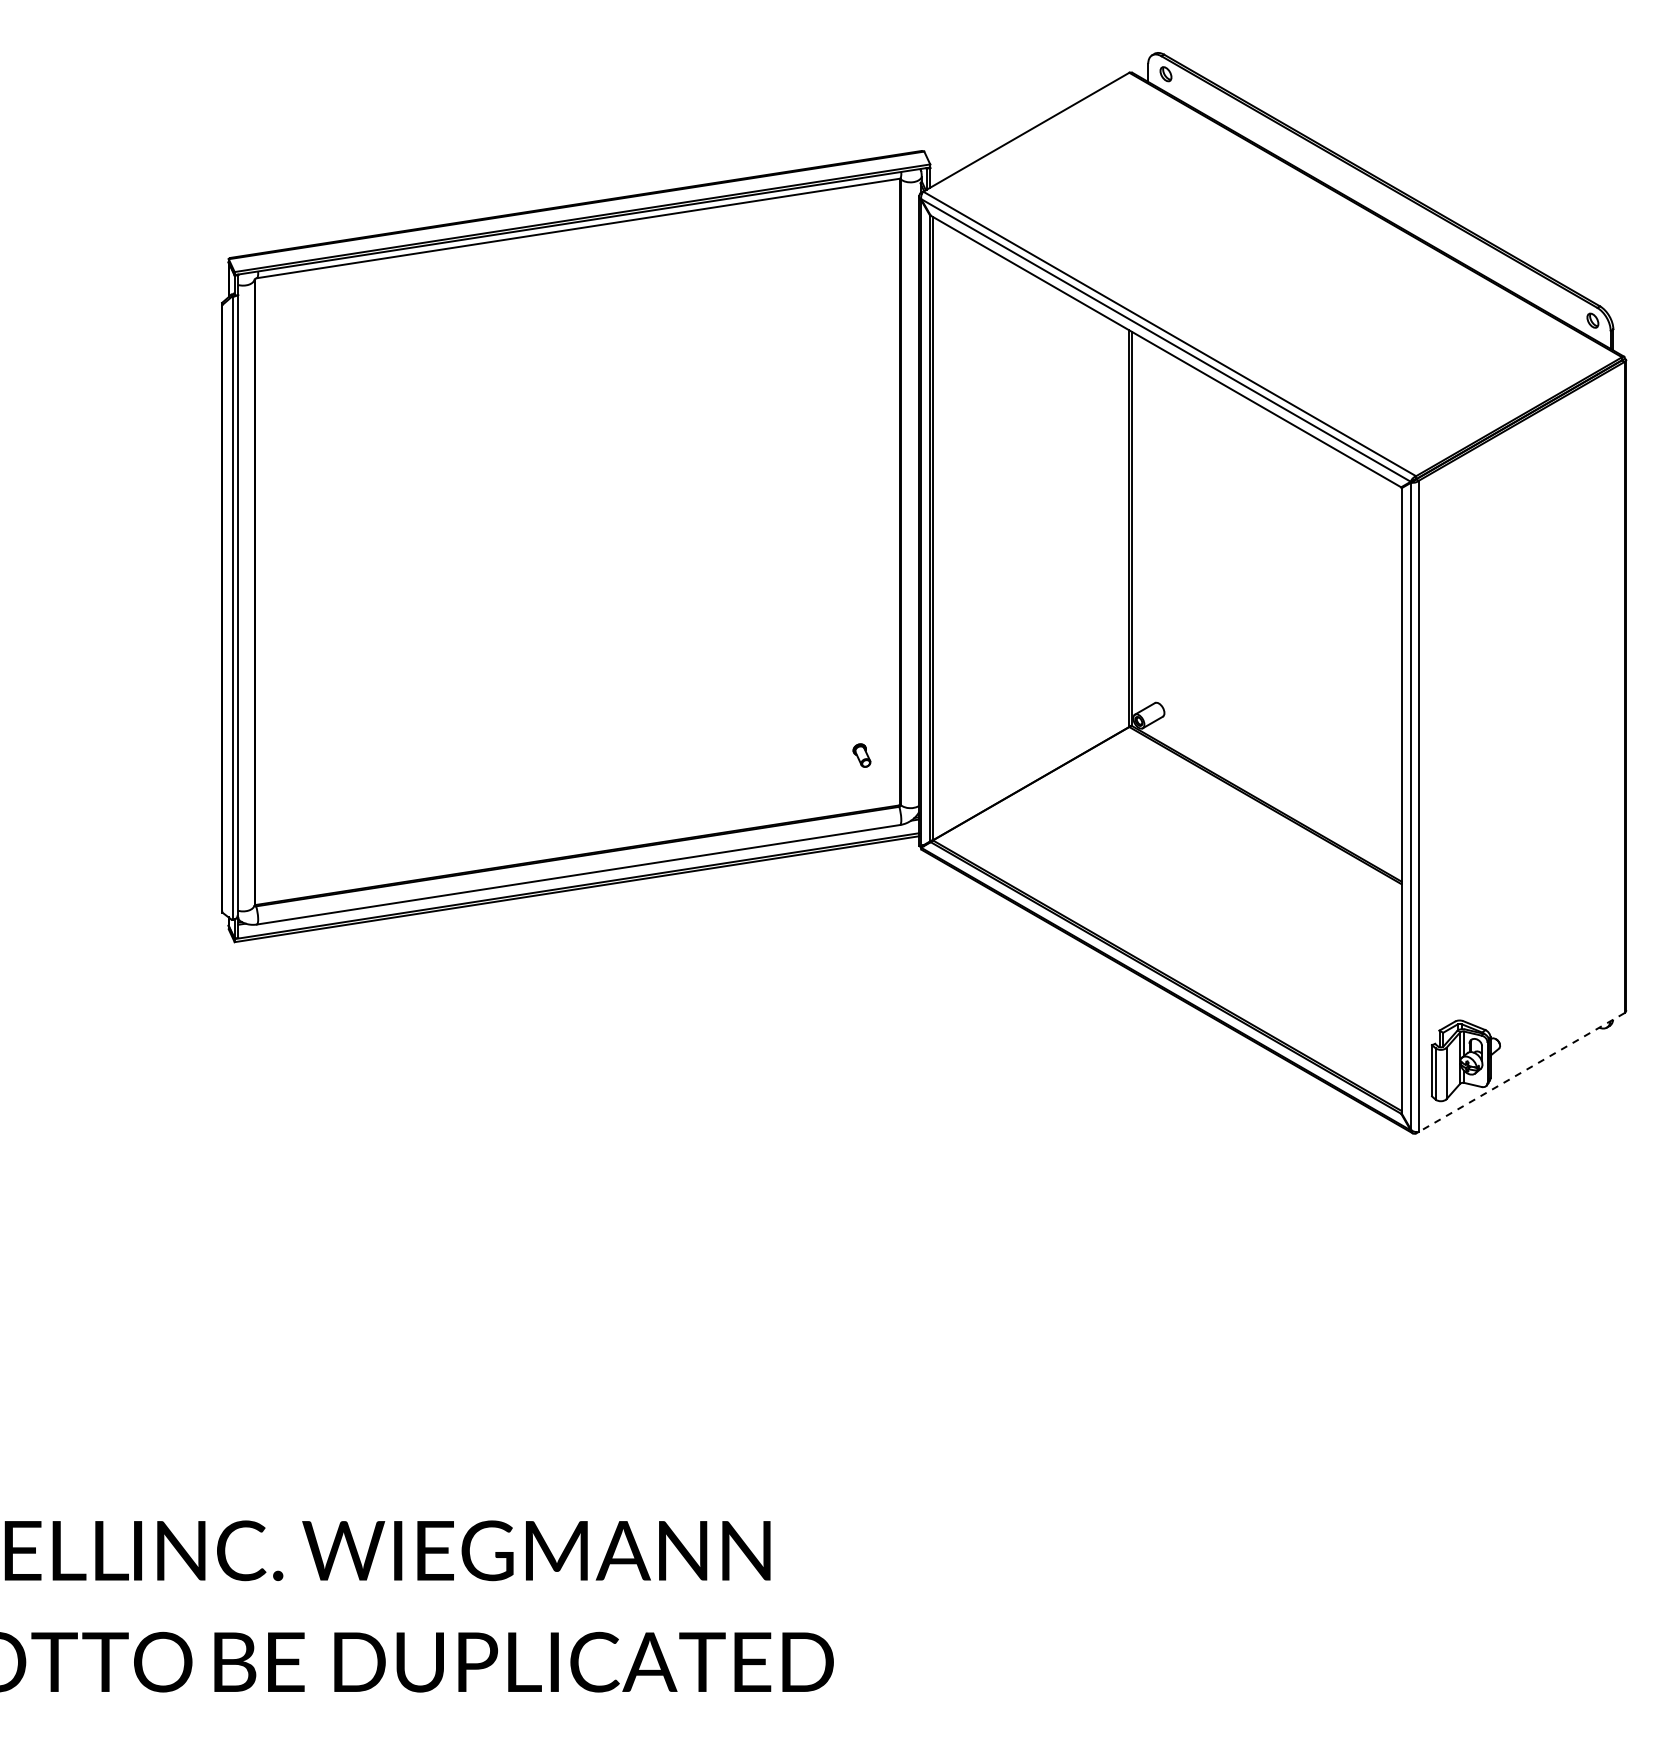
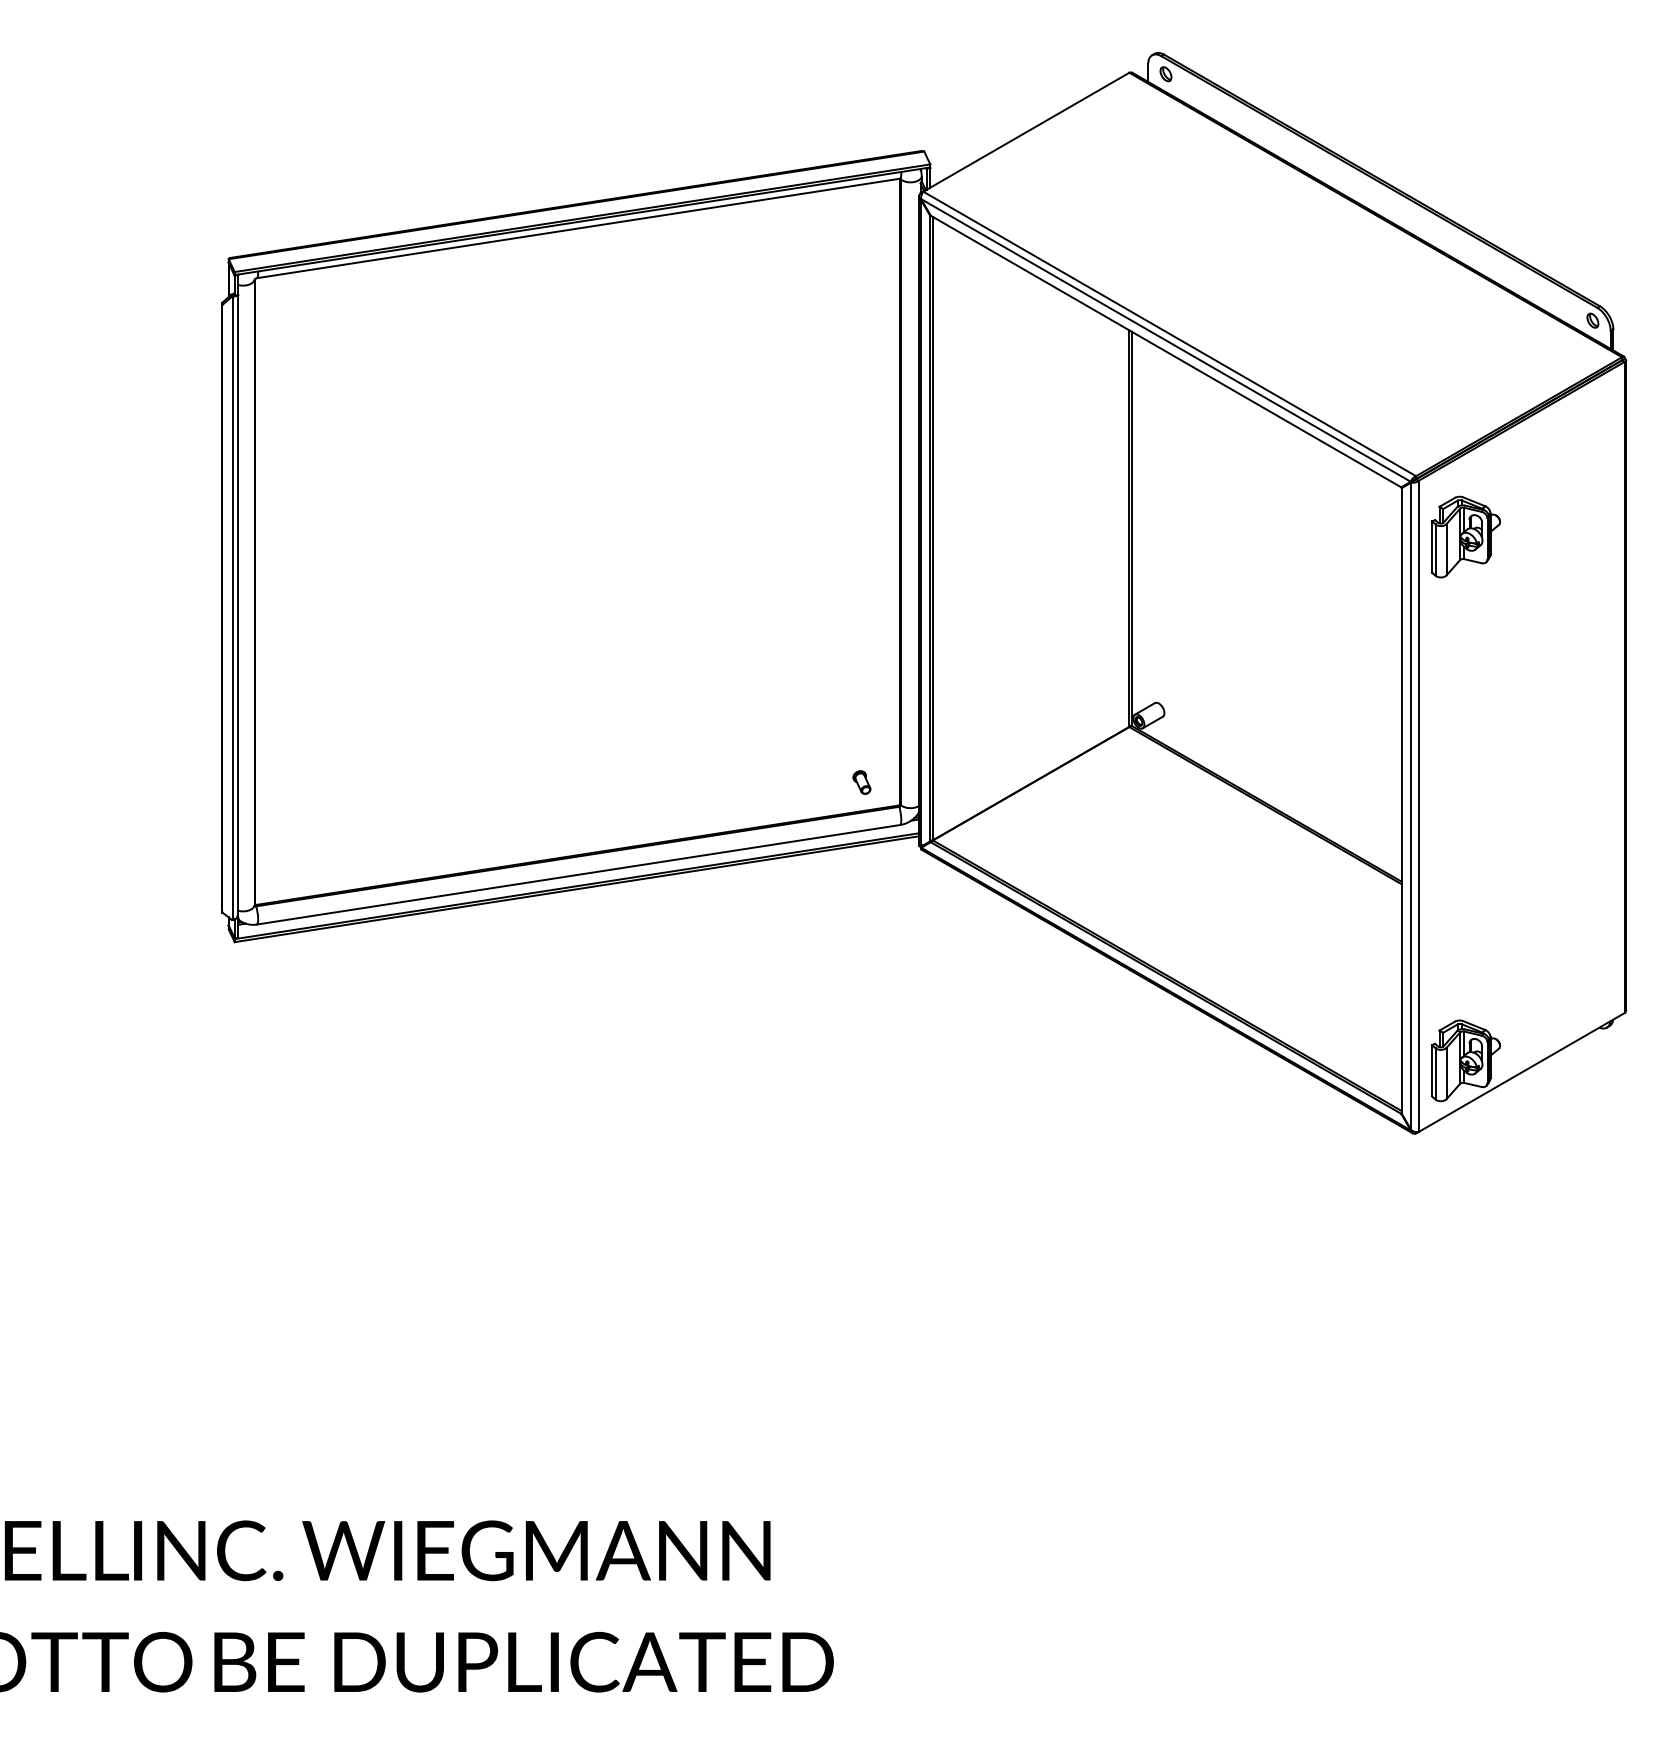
part: none -> present (1465, 536)
part position: (861, 755) -> (861, 782) (861, 782)
line: dashed -> solid (1521, 1072)
